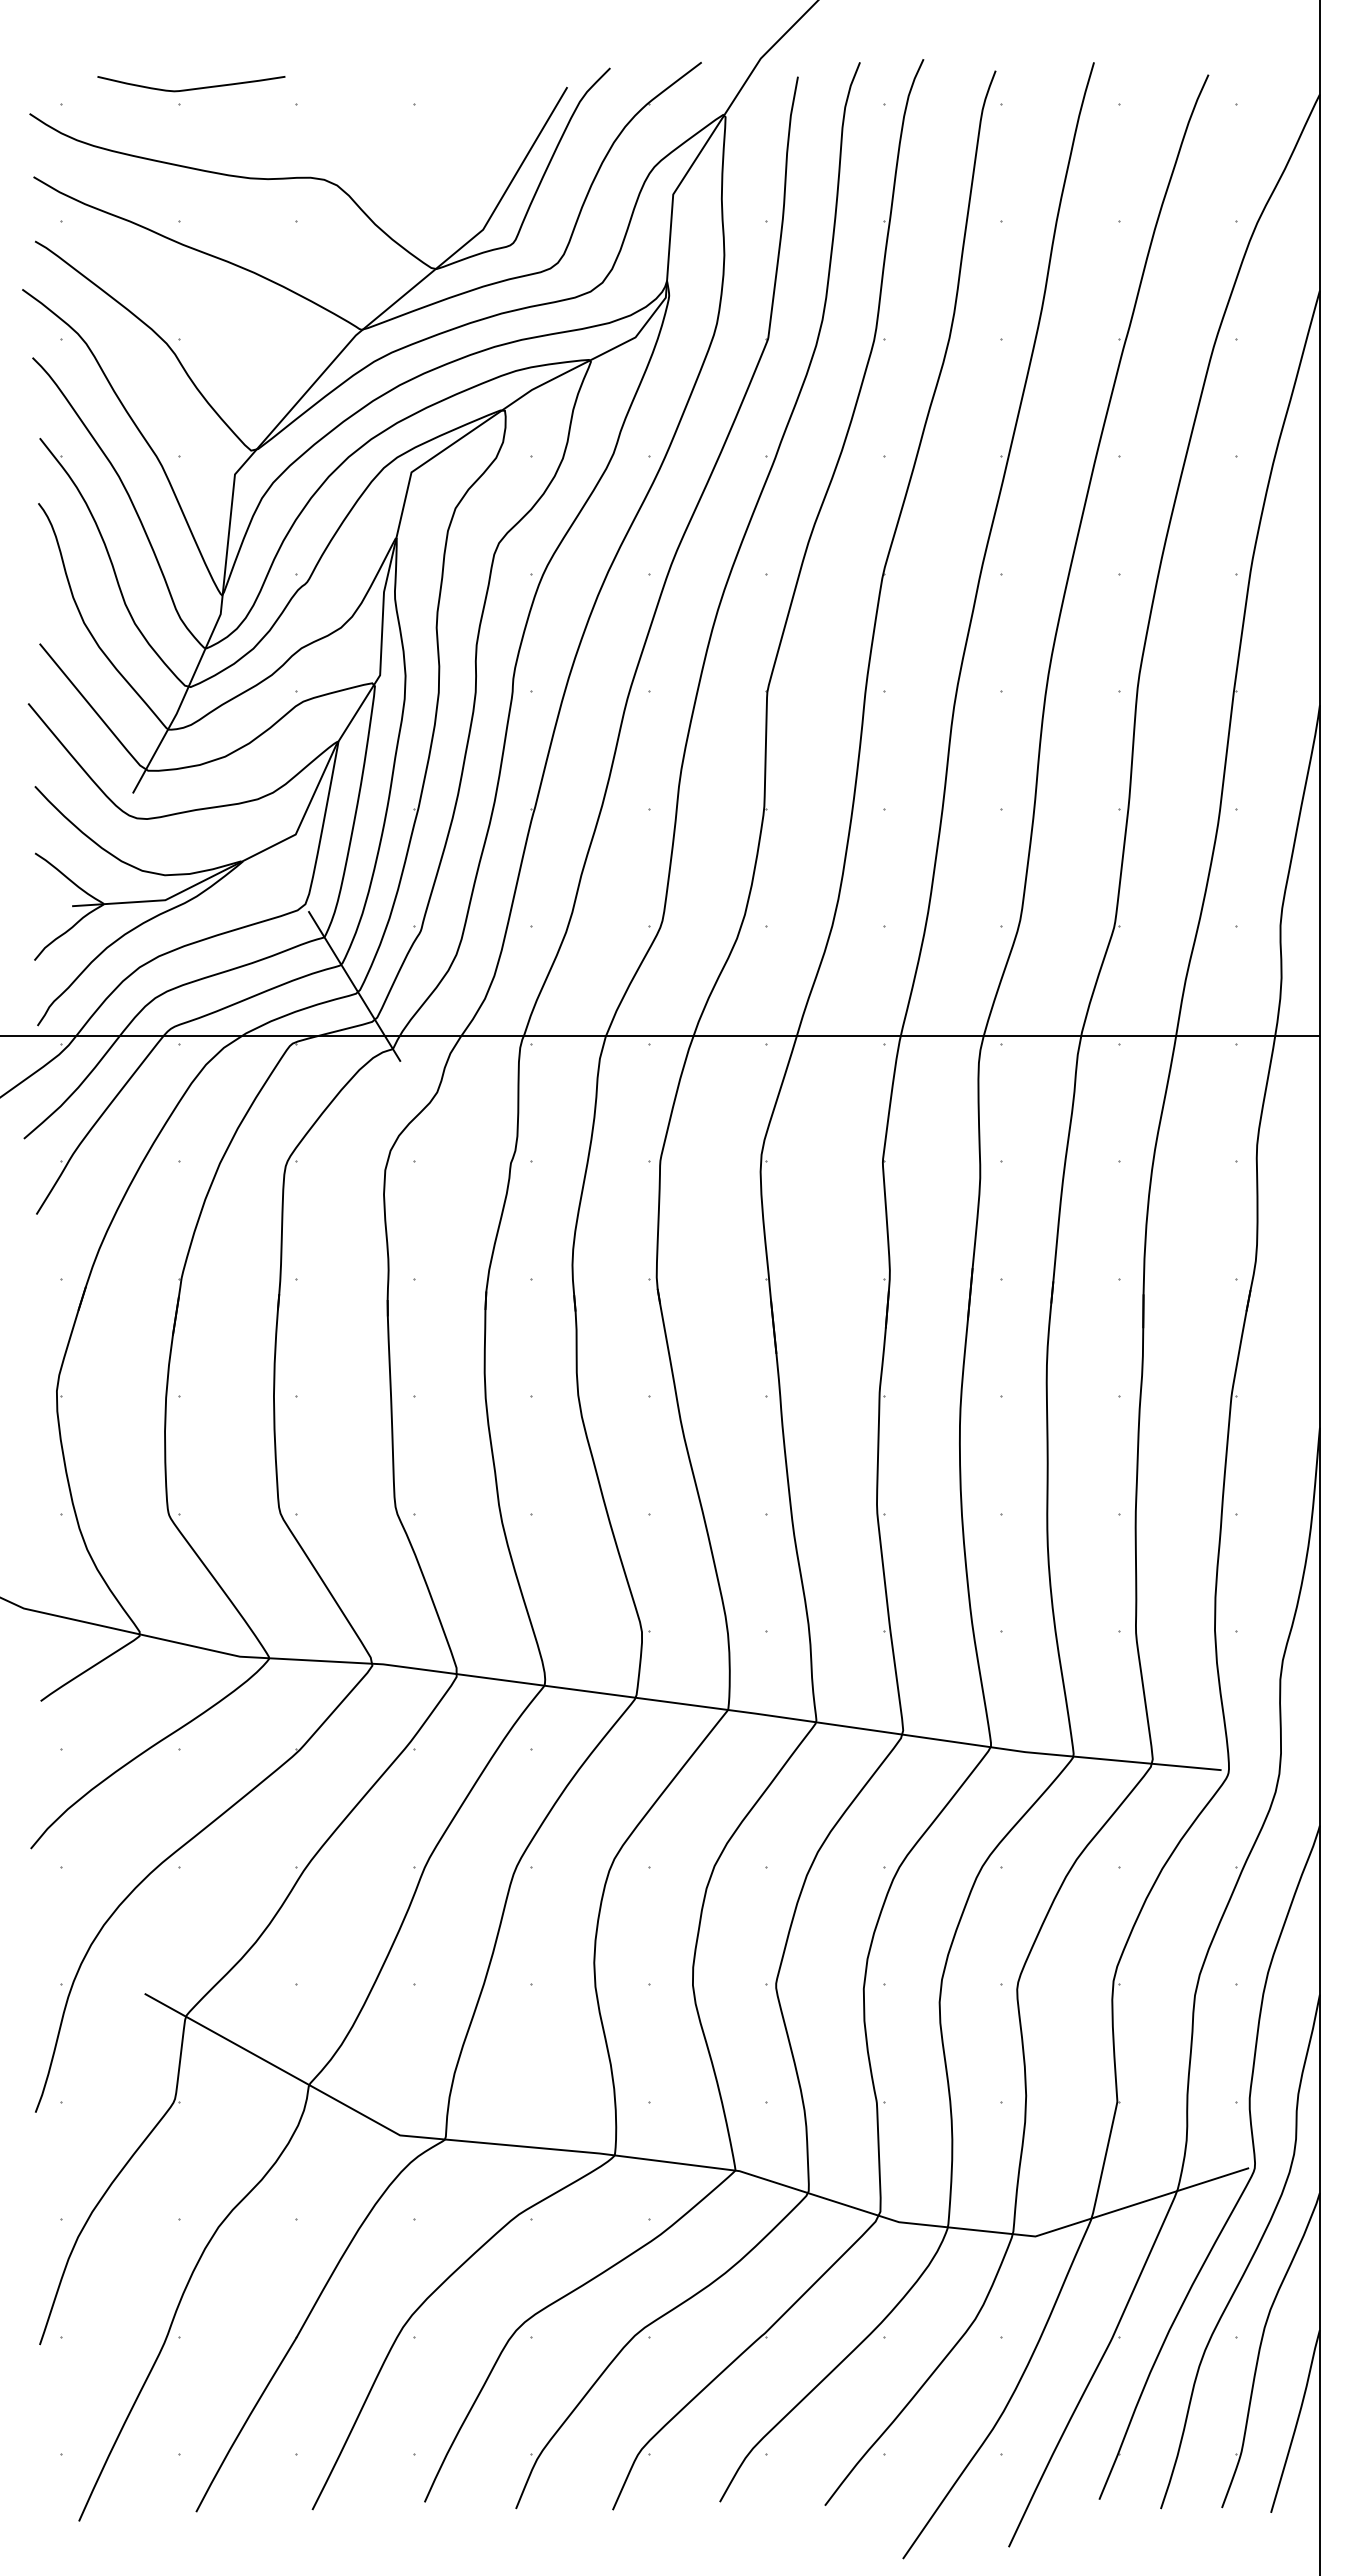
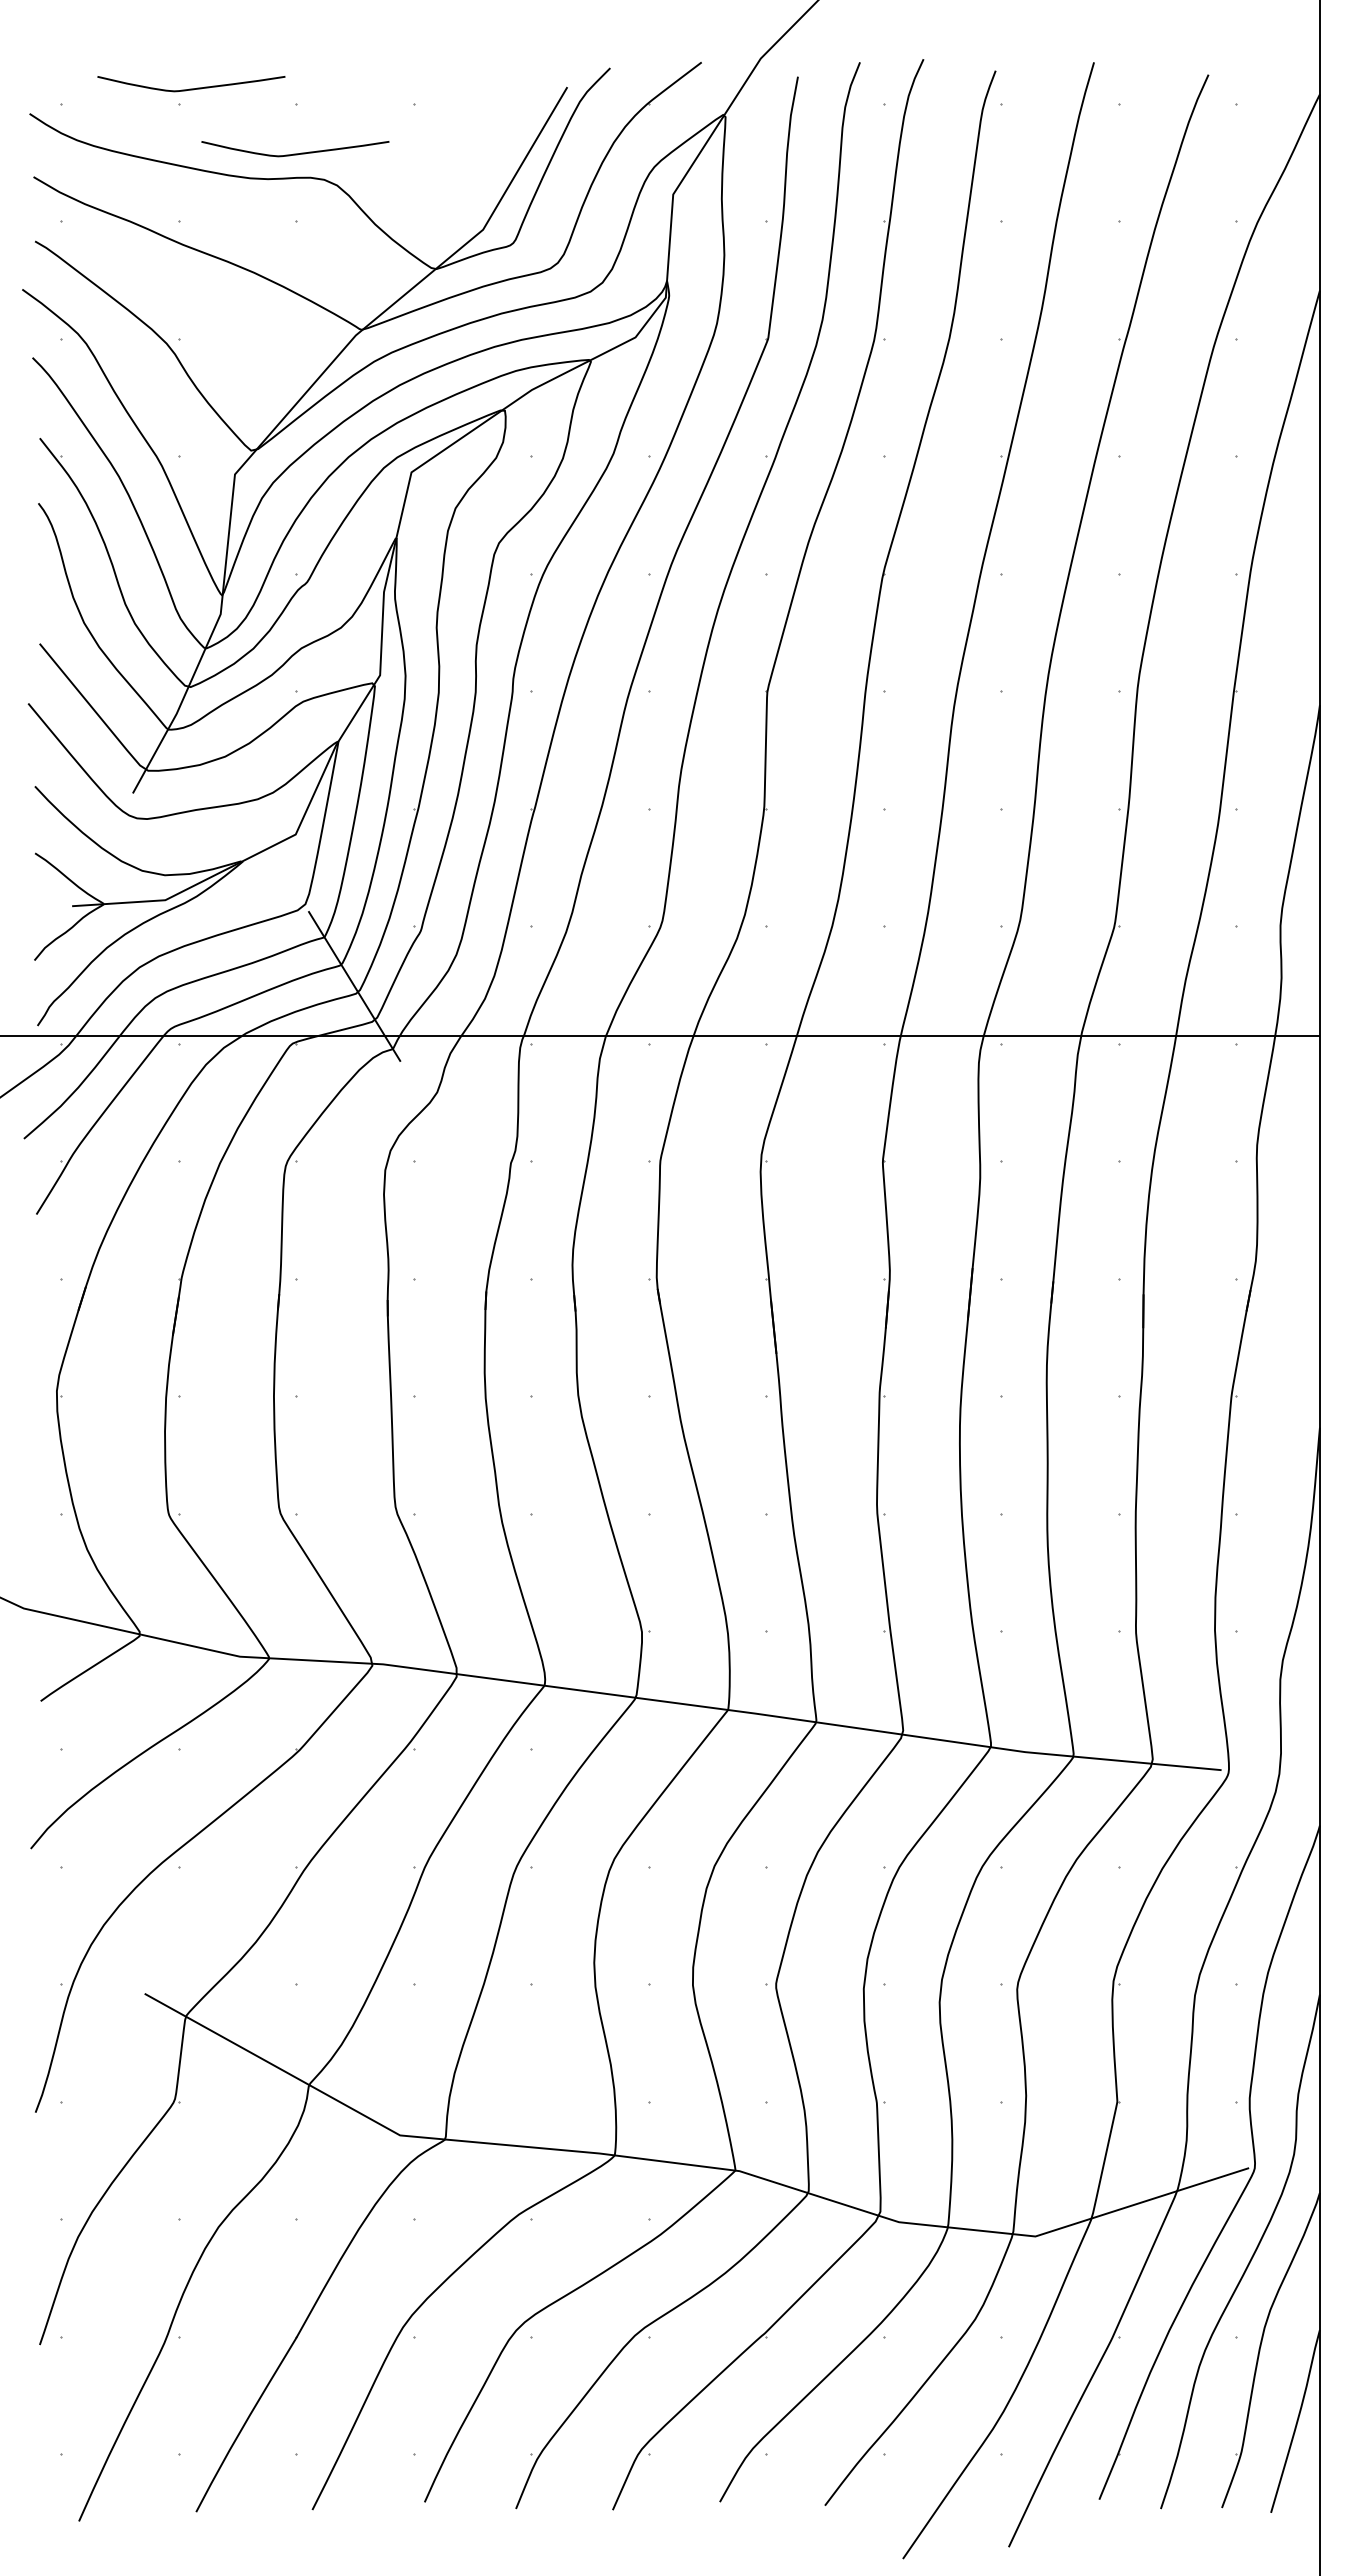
curve: none -> present (295, 153)
